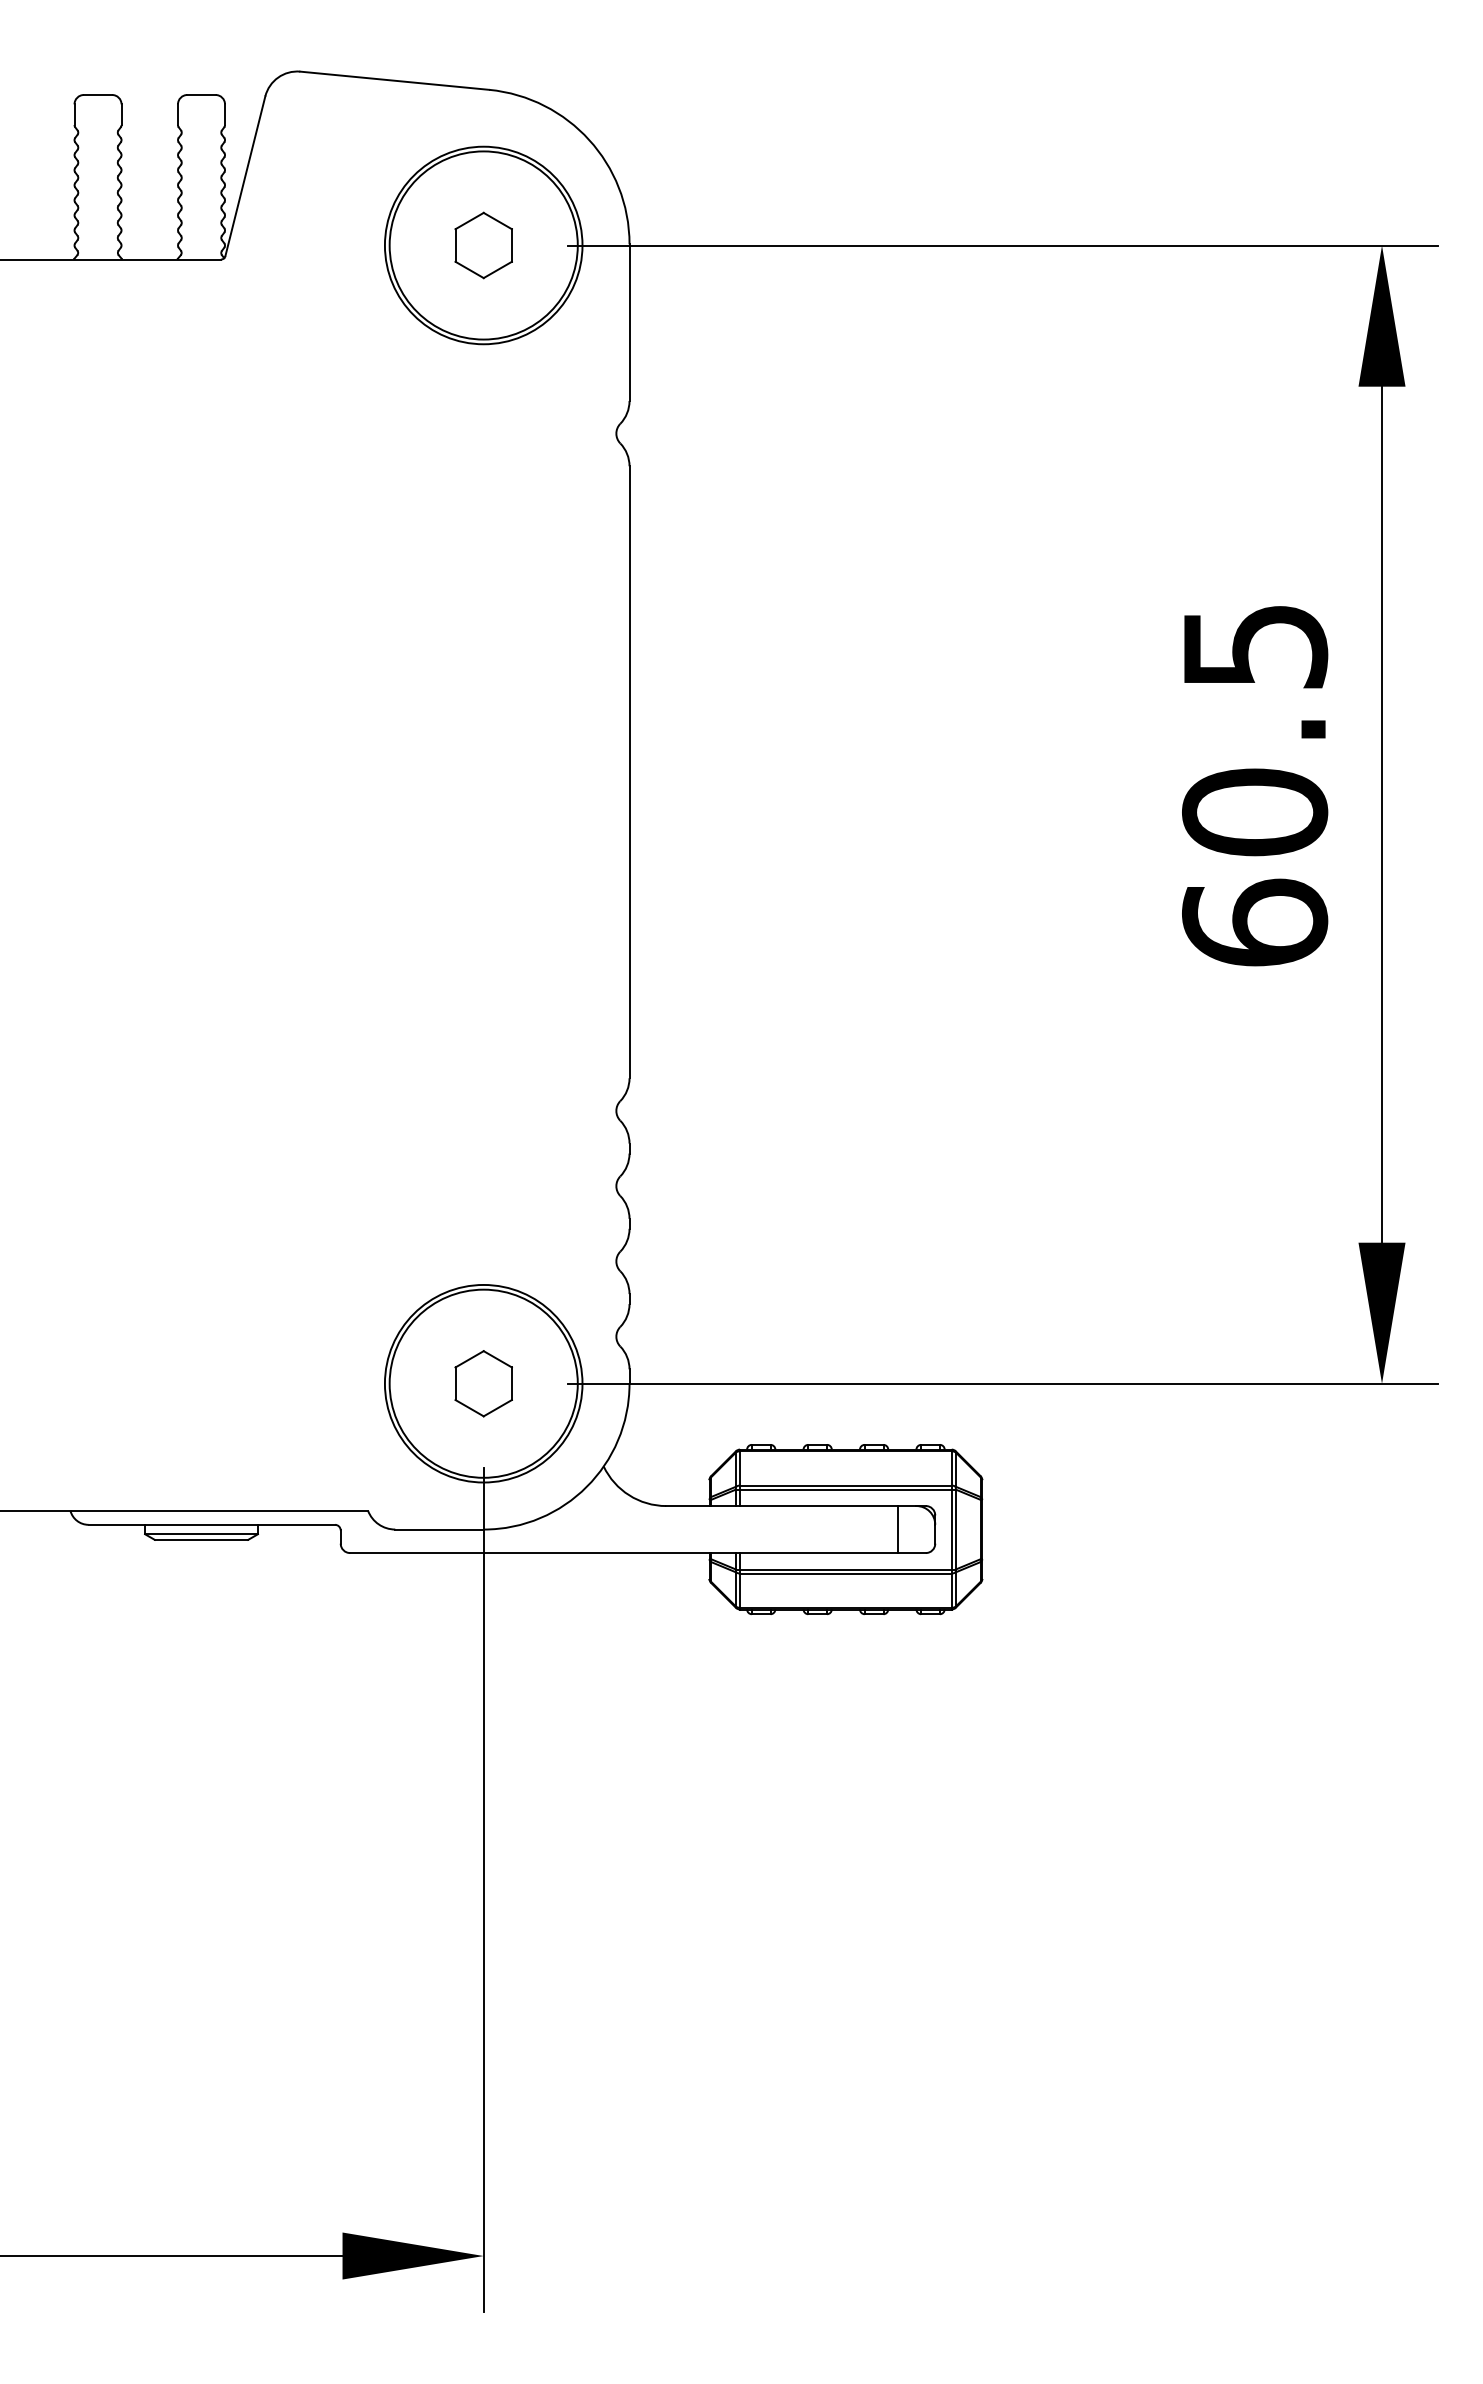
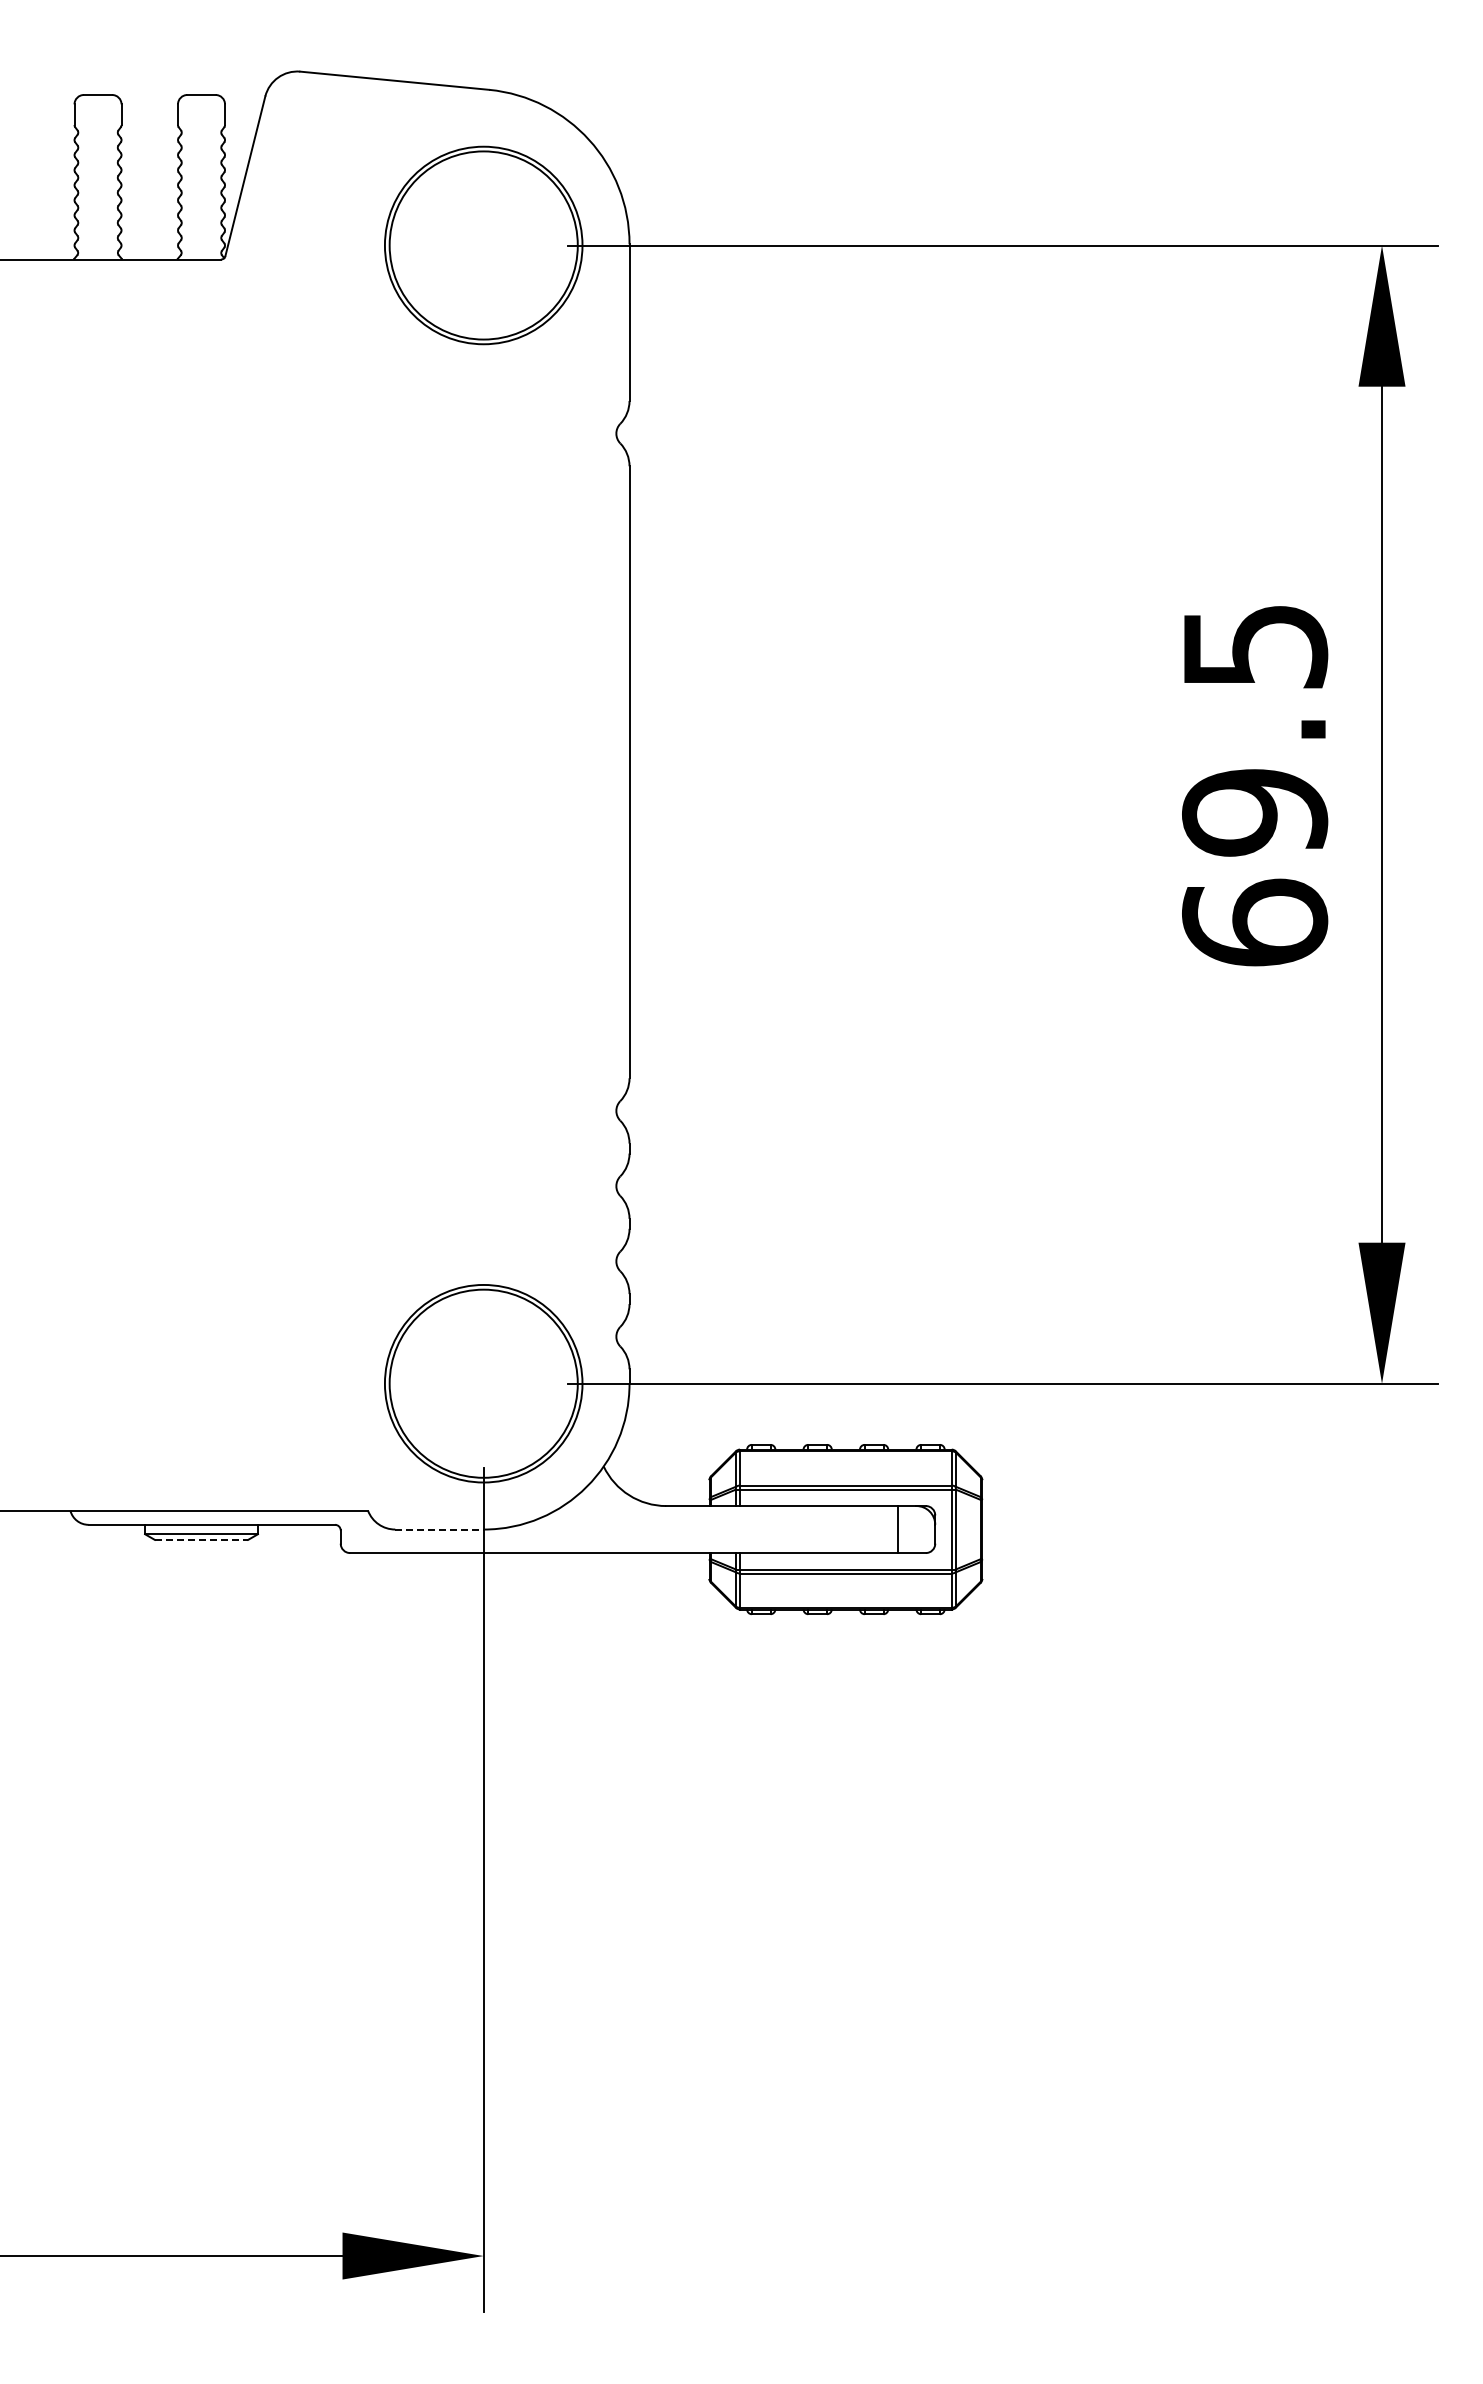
part: present -> none (483, 245)
text: 60.5 -> 69.5 (1255, 812)
part: present -> none (483, 1383)
line: solid -> dashed (440, 1529)
line: solid -> dashed (201, 1539)
